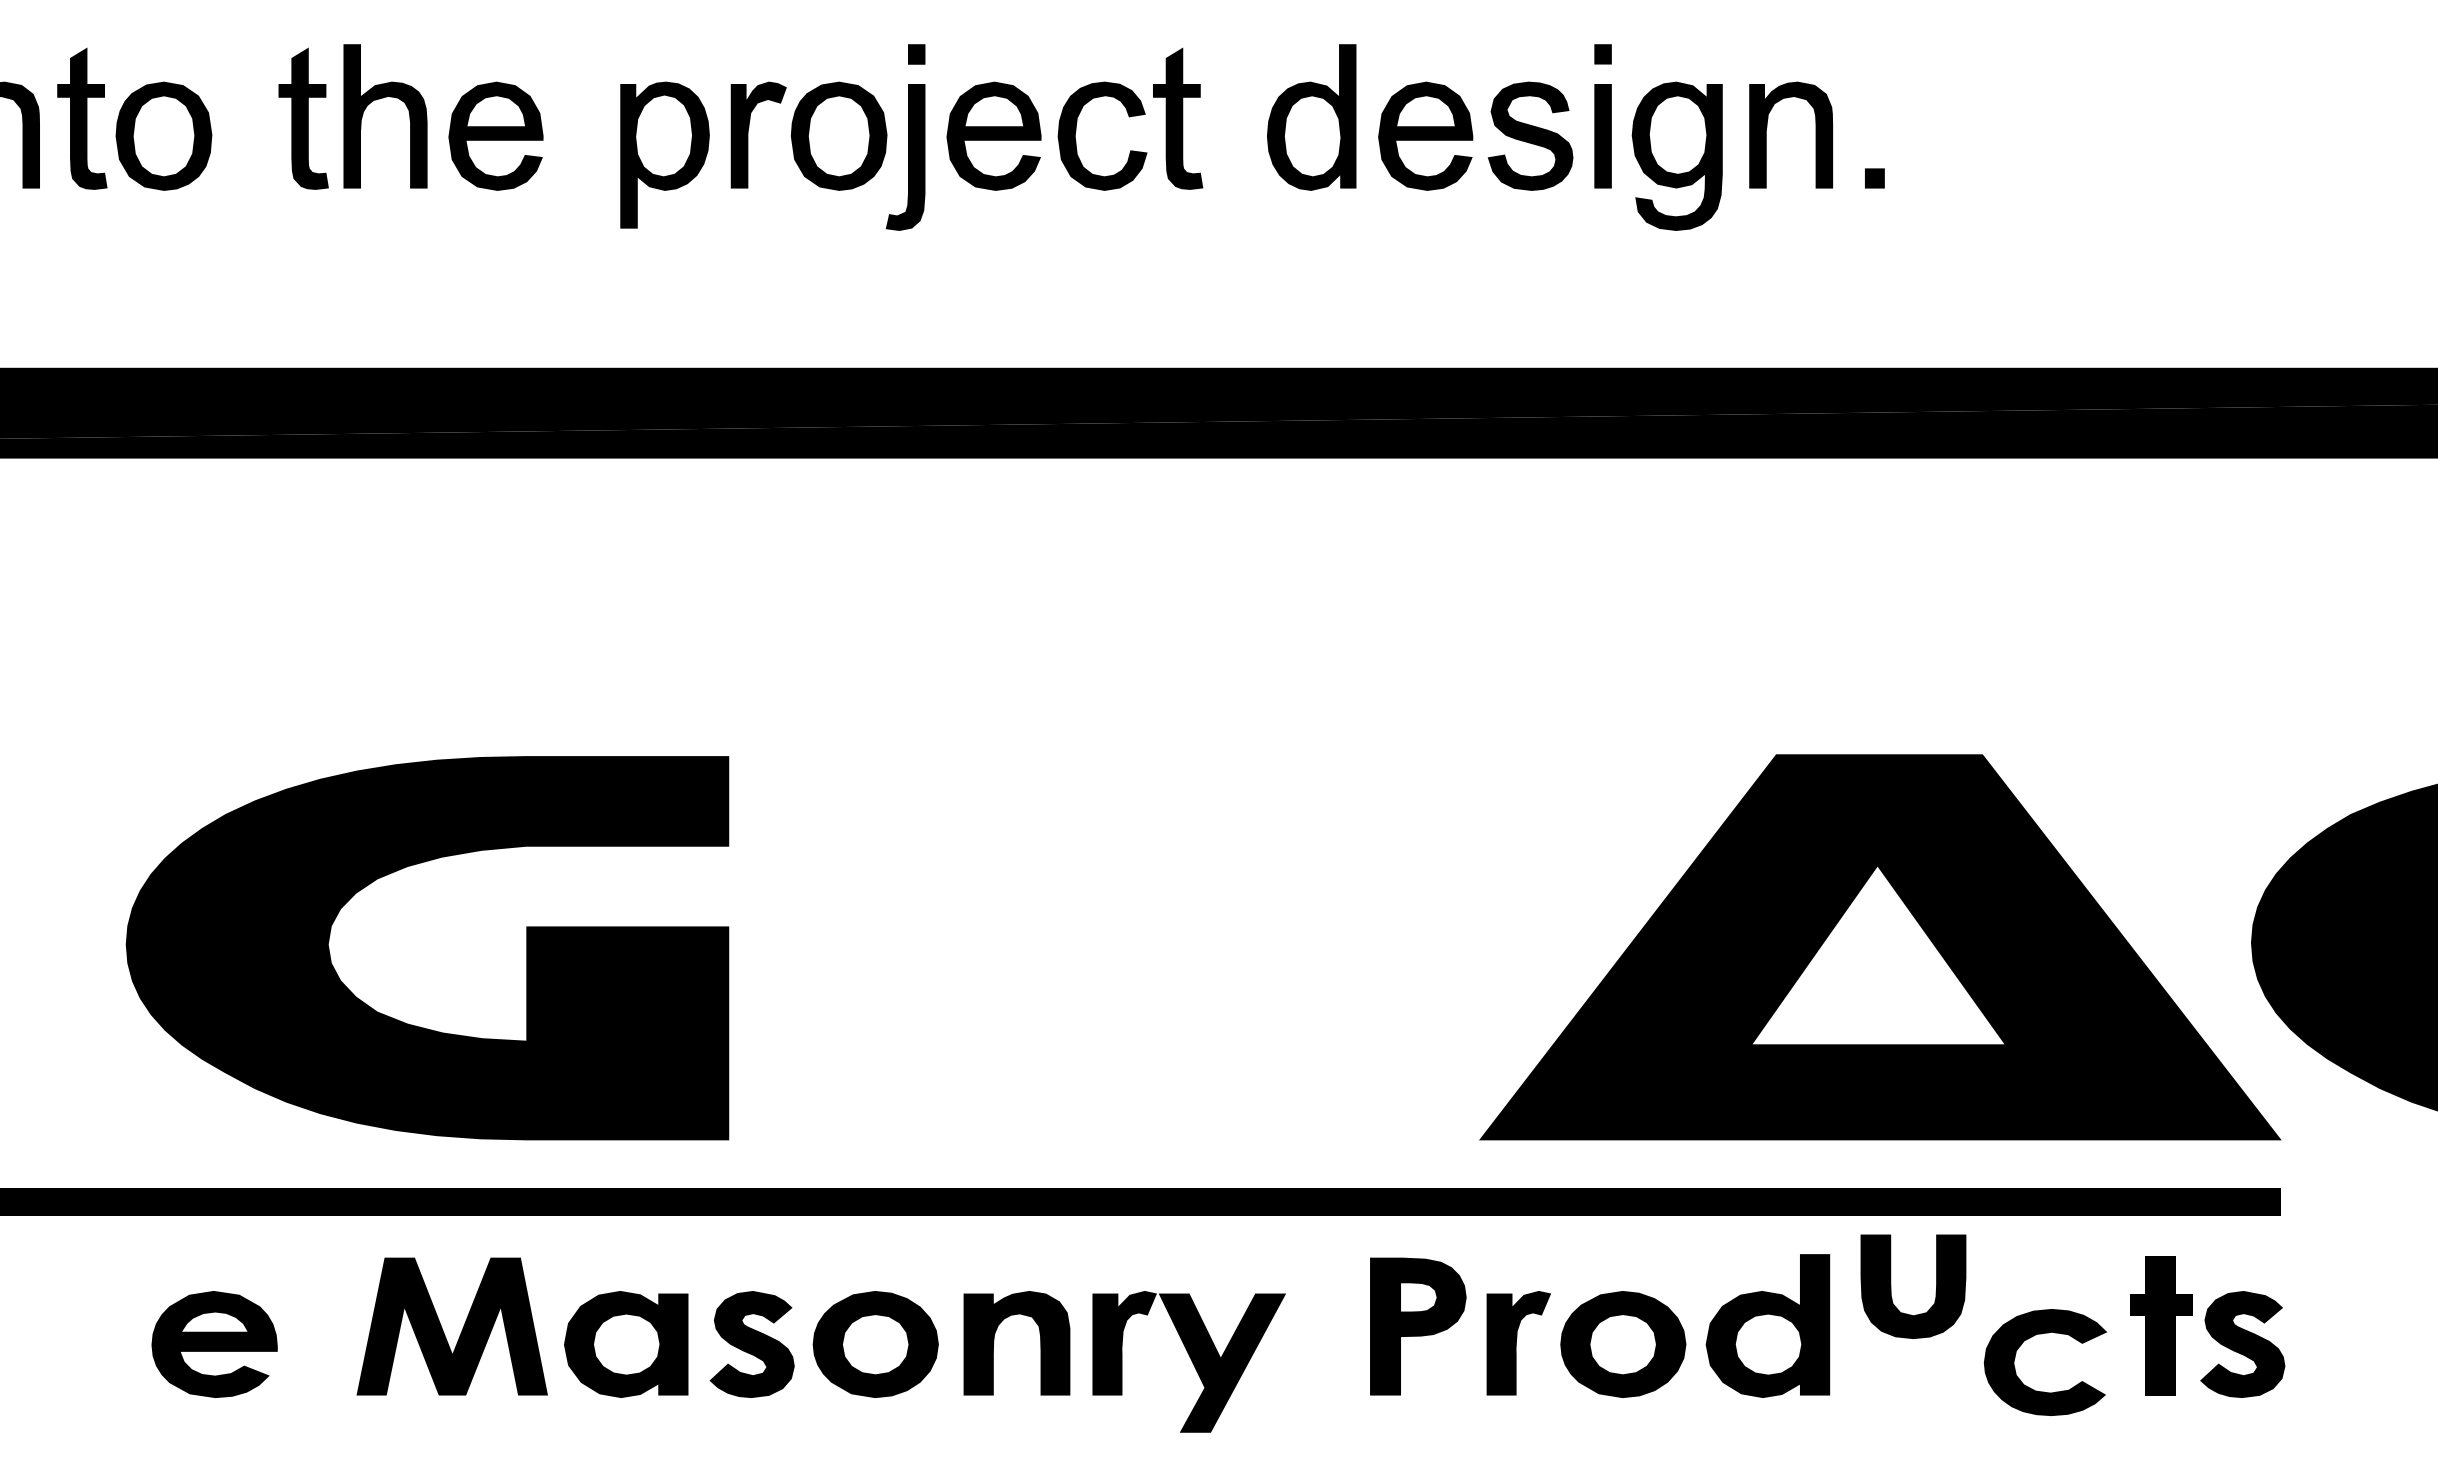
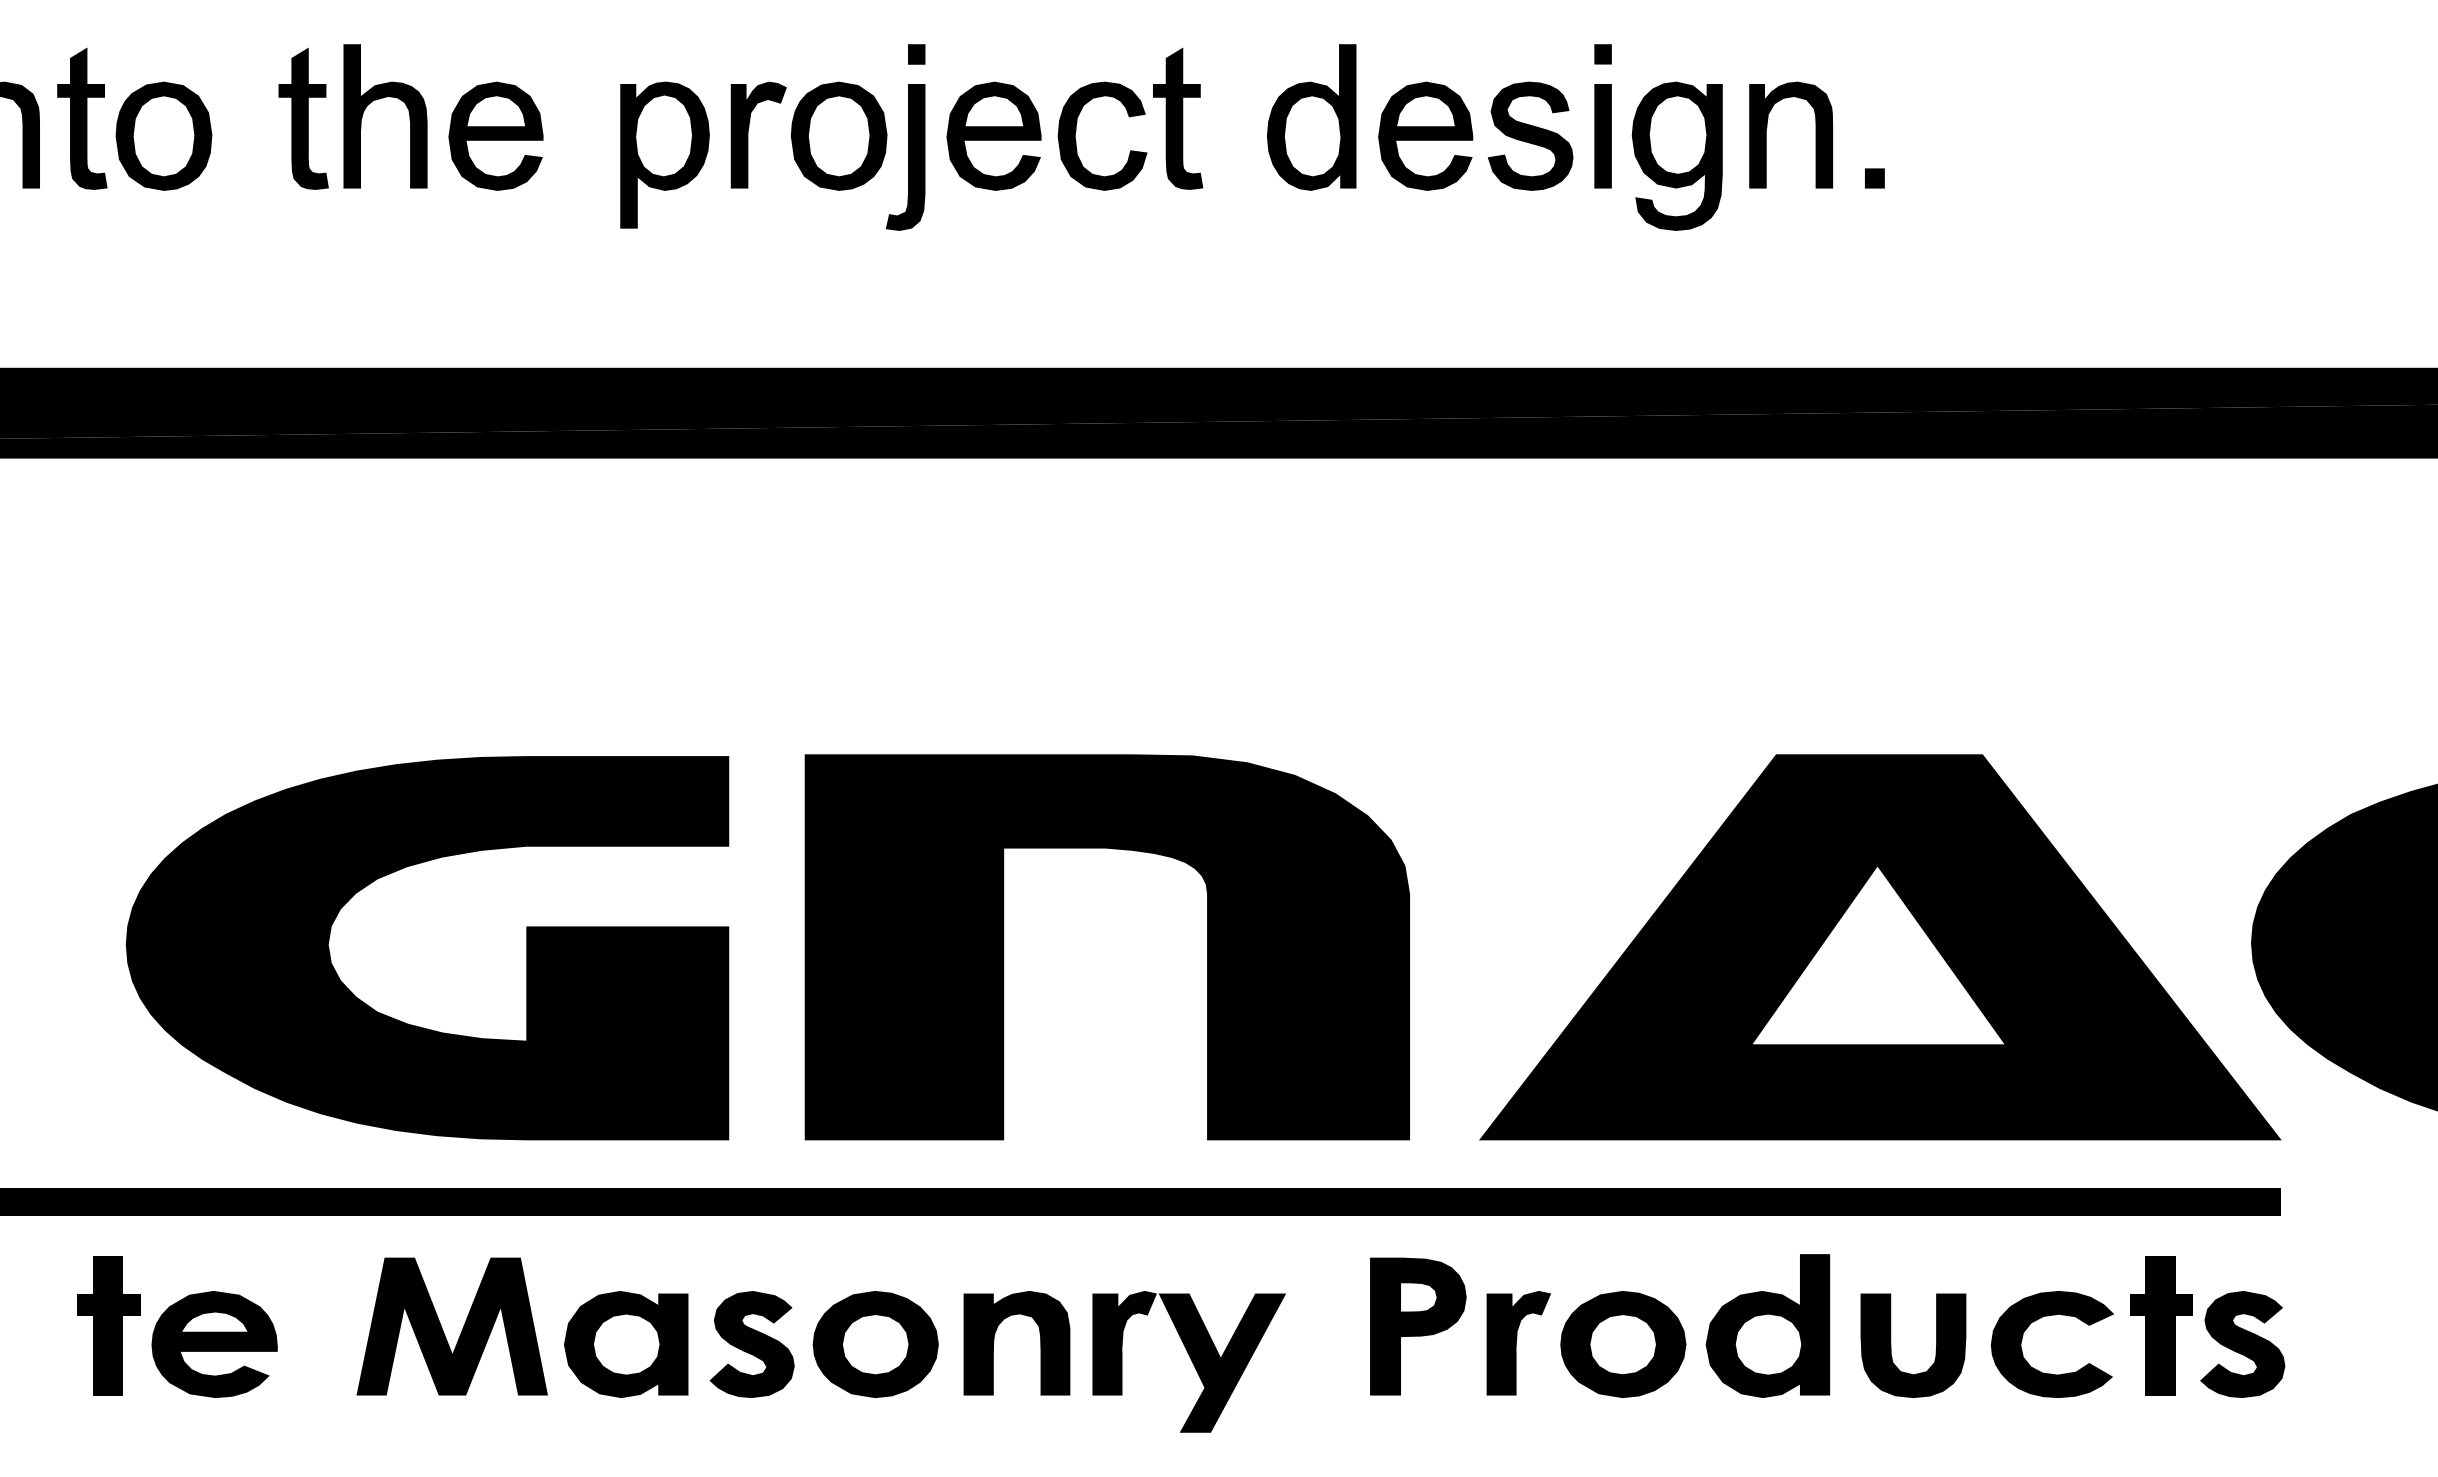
fill: none -> present (1107, 947)
part position: (1891, 1286) -> (1891, 1345) (1891, 1345)
fill: none -> present (109, 1325)
part position: (2032, 1337) -> (2039, 1319) (2039, 1319)
